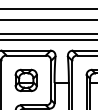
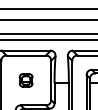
part size: 24x25 px -> 16x15 px (25, 80)
